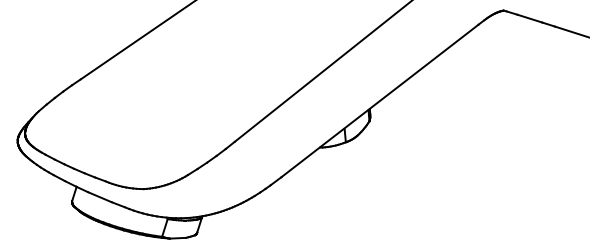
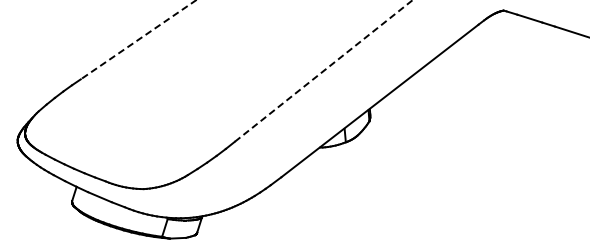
line: solid -> dashed (138, 39)
line: solid -> dashed (323, 70)
